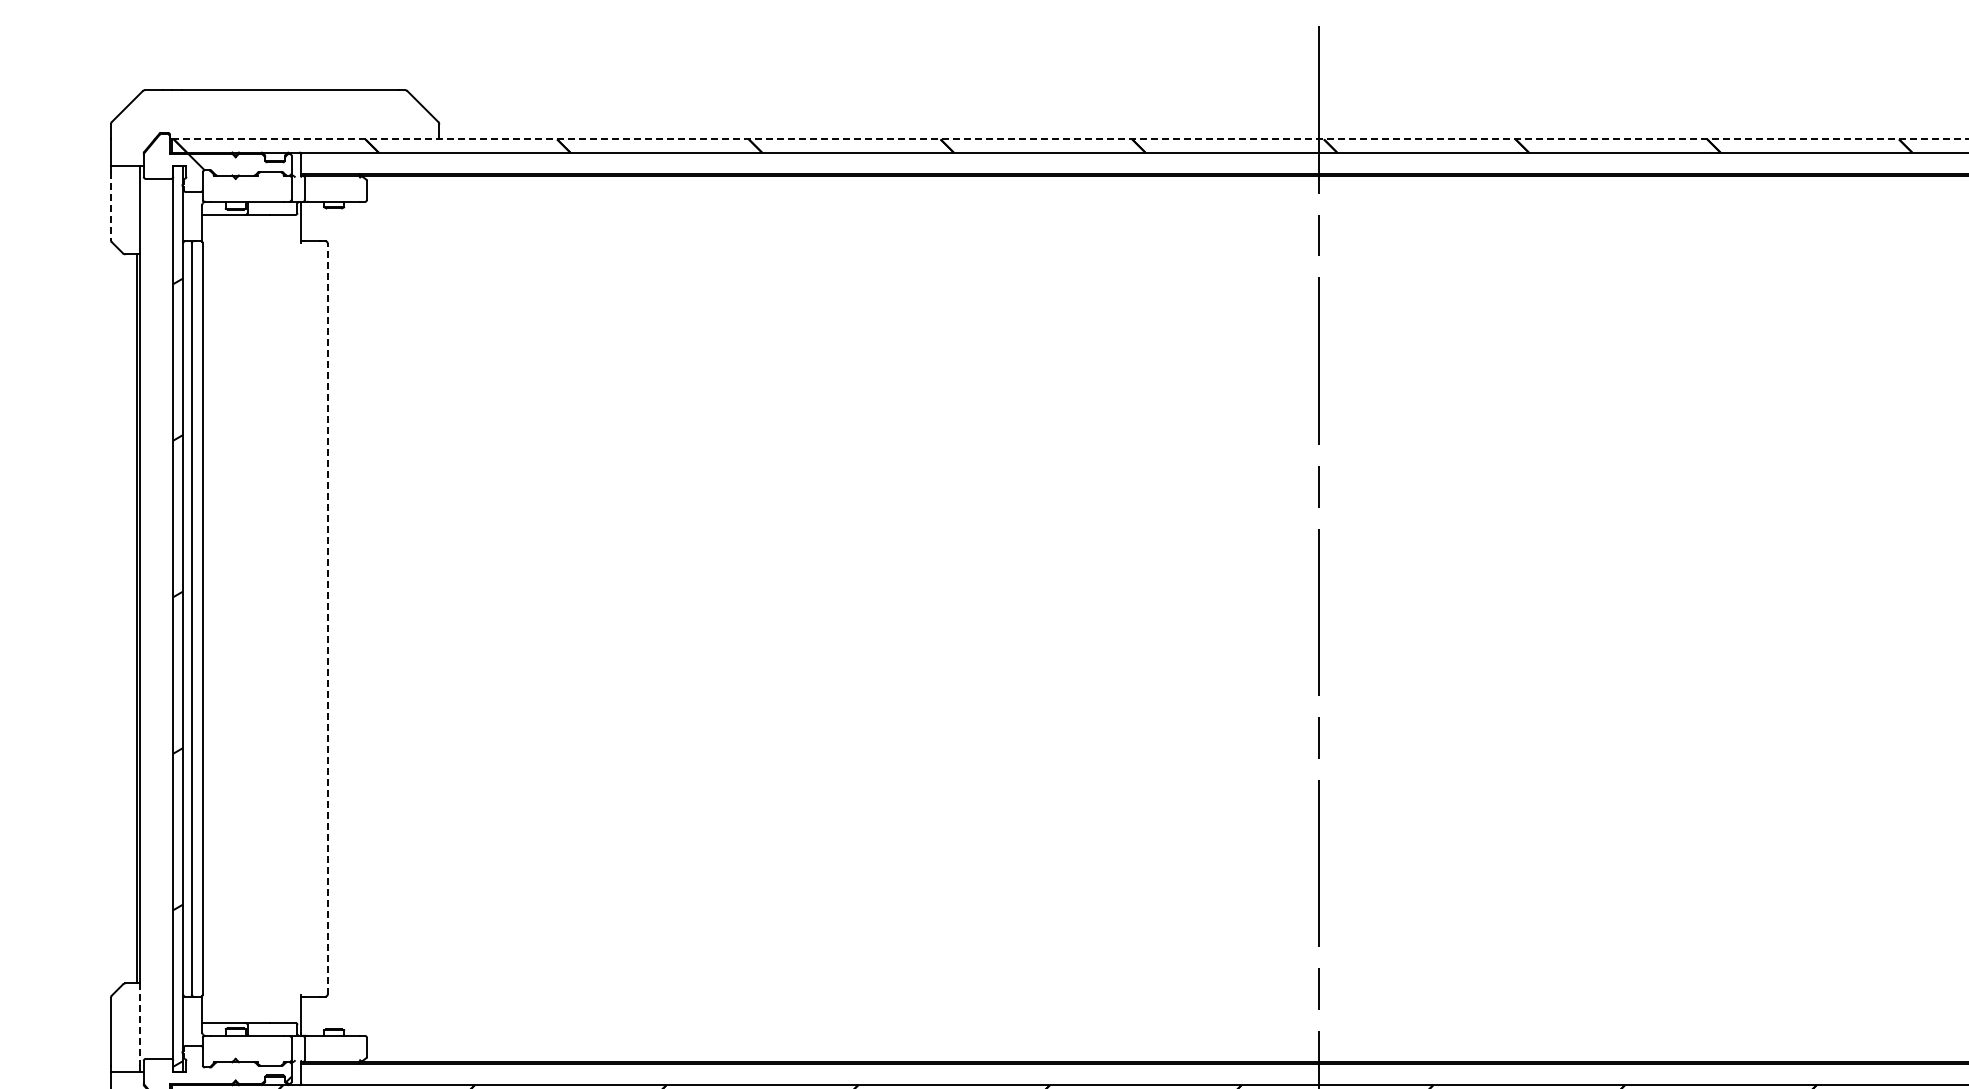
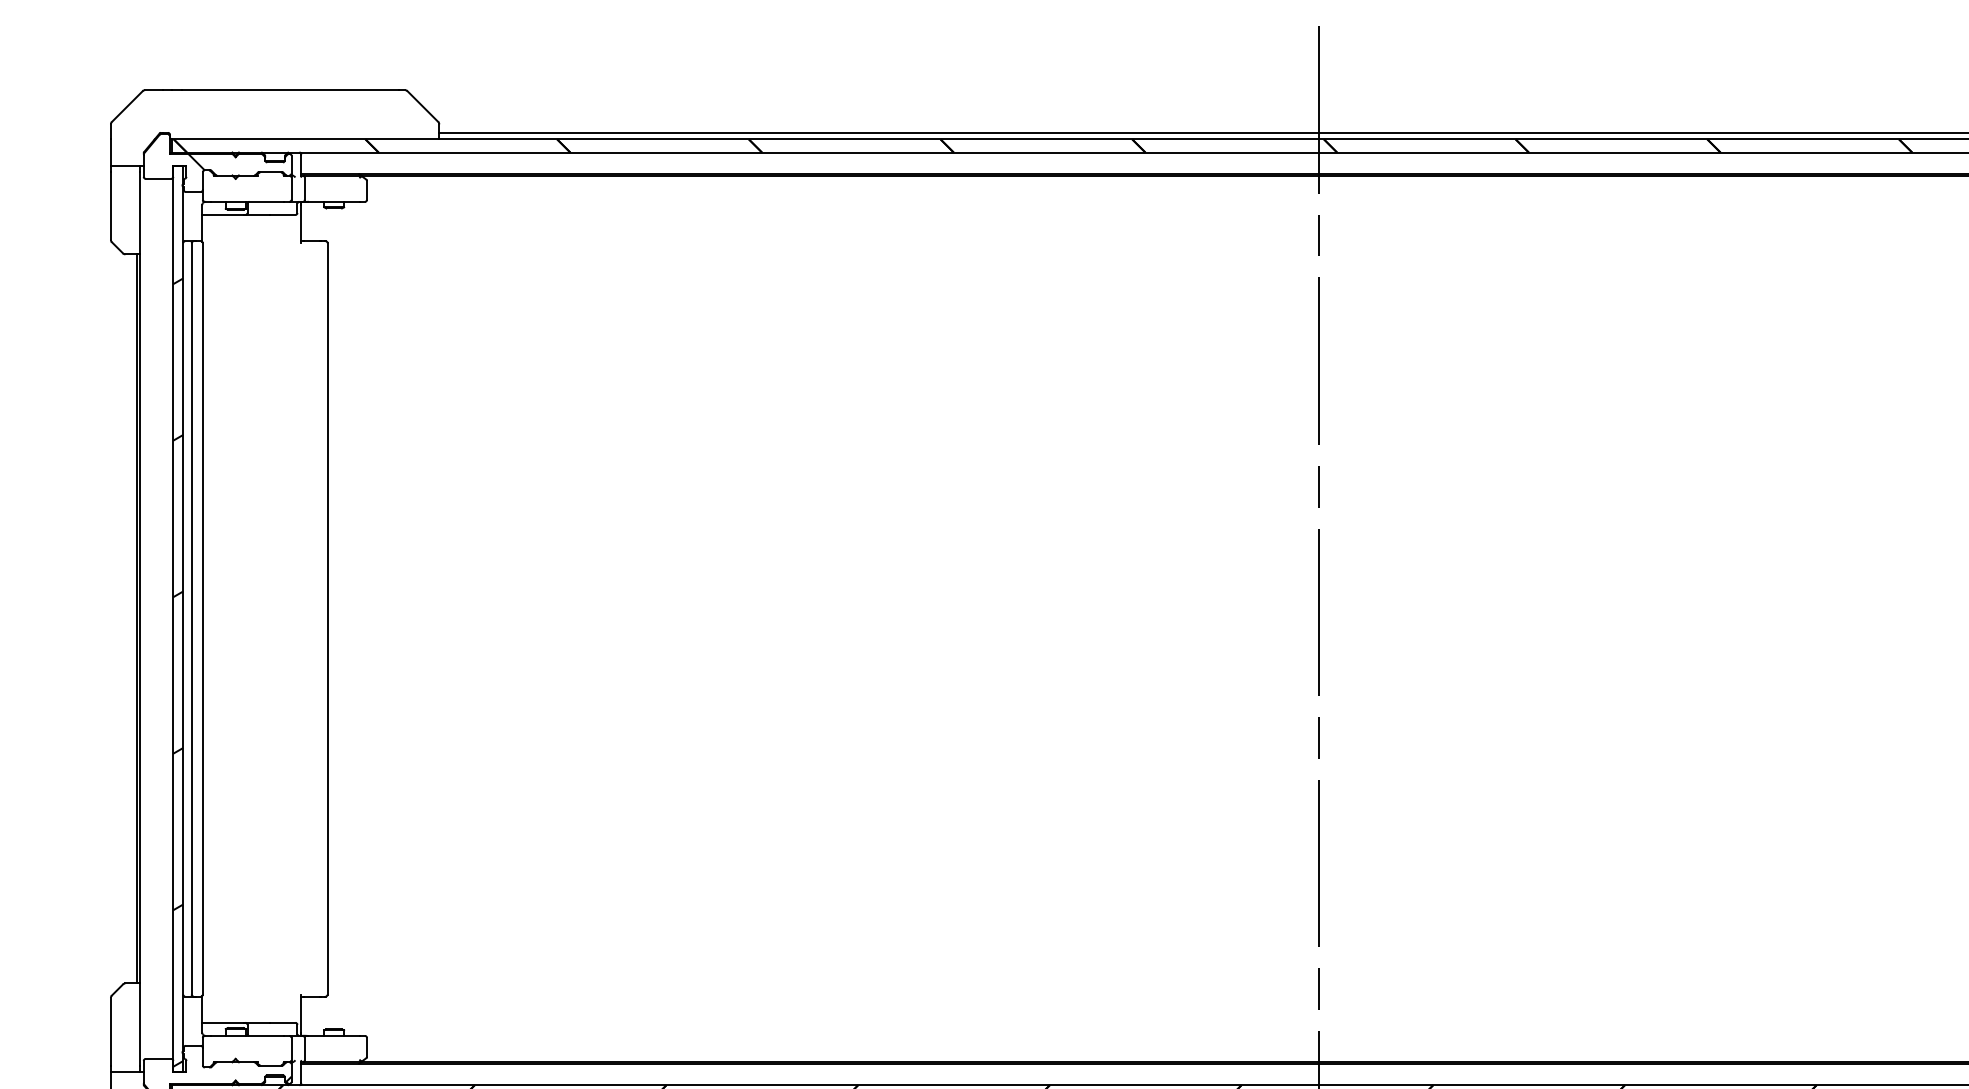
line: none -> present (1202, 132)
line: dashed -> solid (1069, 139)
line: dashed -> solid (110, 206)
line: dashed -> solid (327, 618)
line: dashed -> solid (140, 1024)
